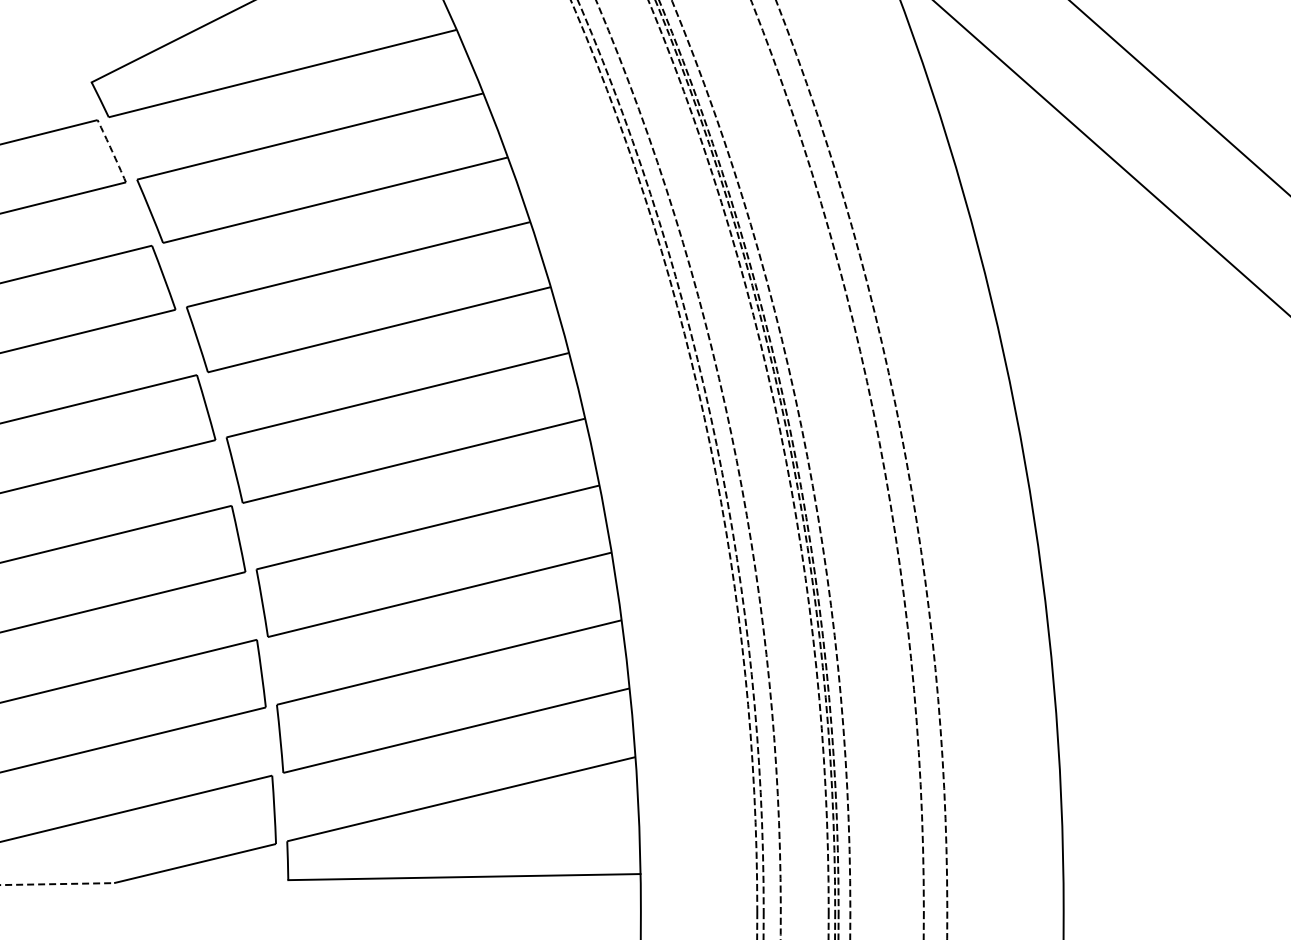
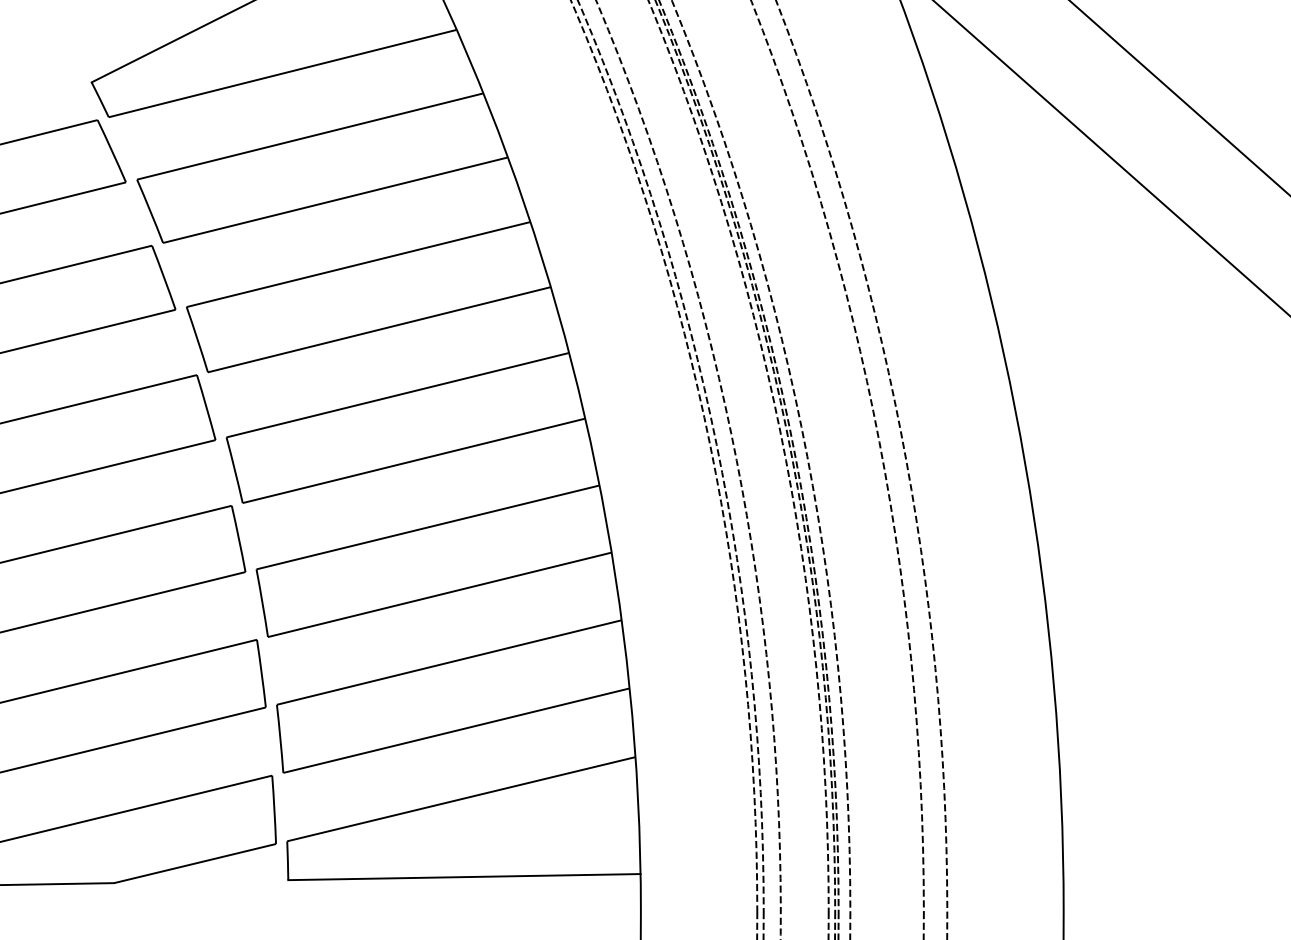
arc: dashed -> solid (112, 151)
line: dashed -> solid (57, 884)
